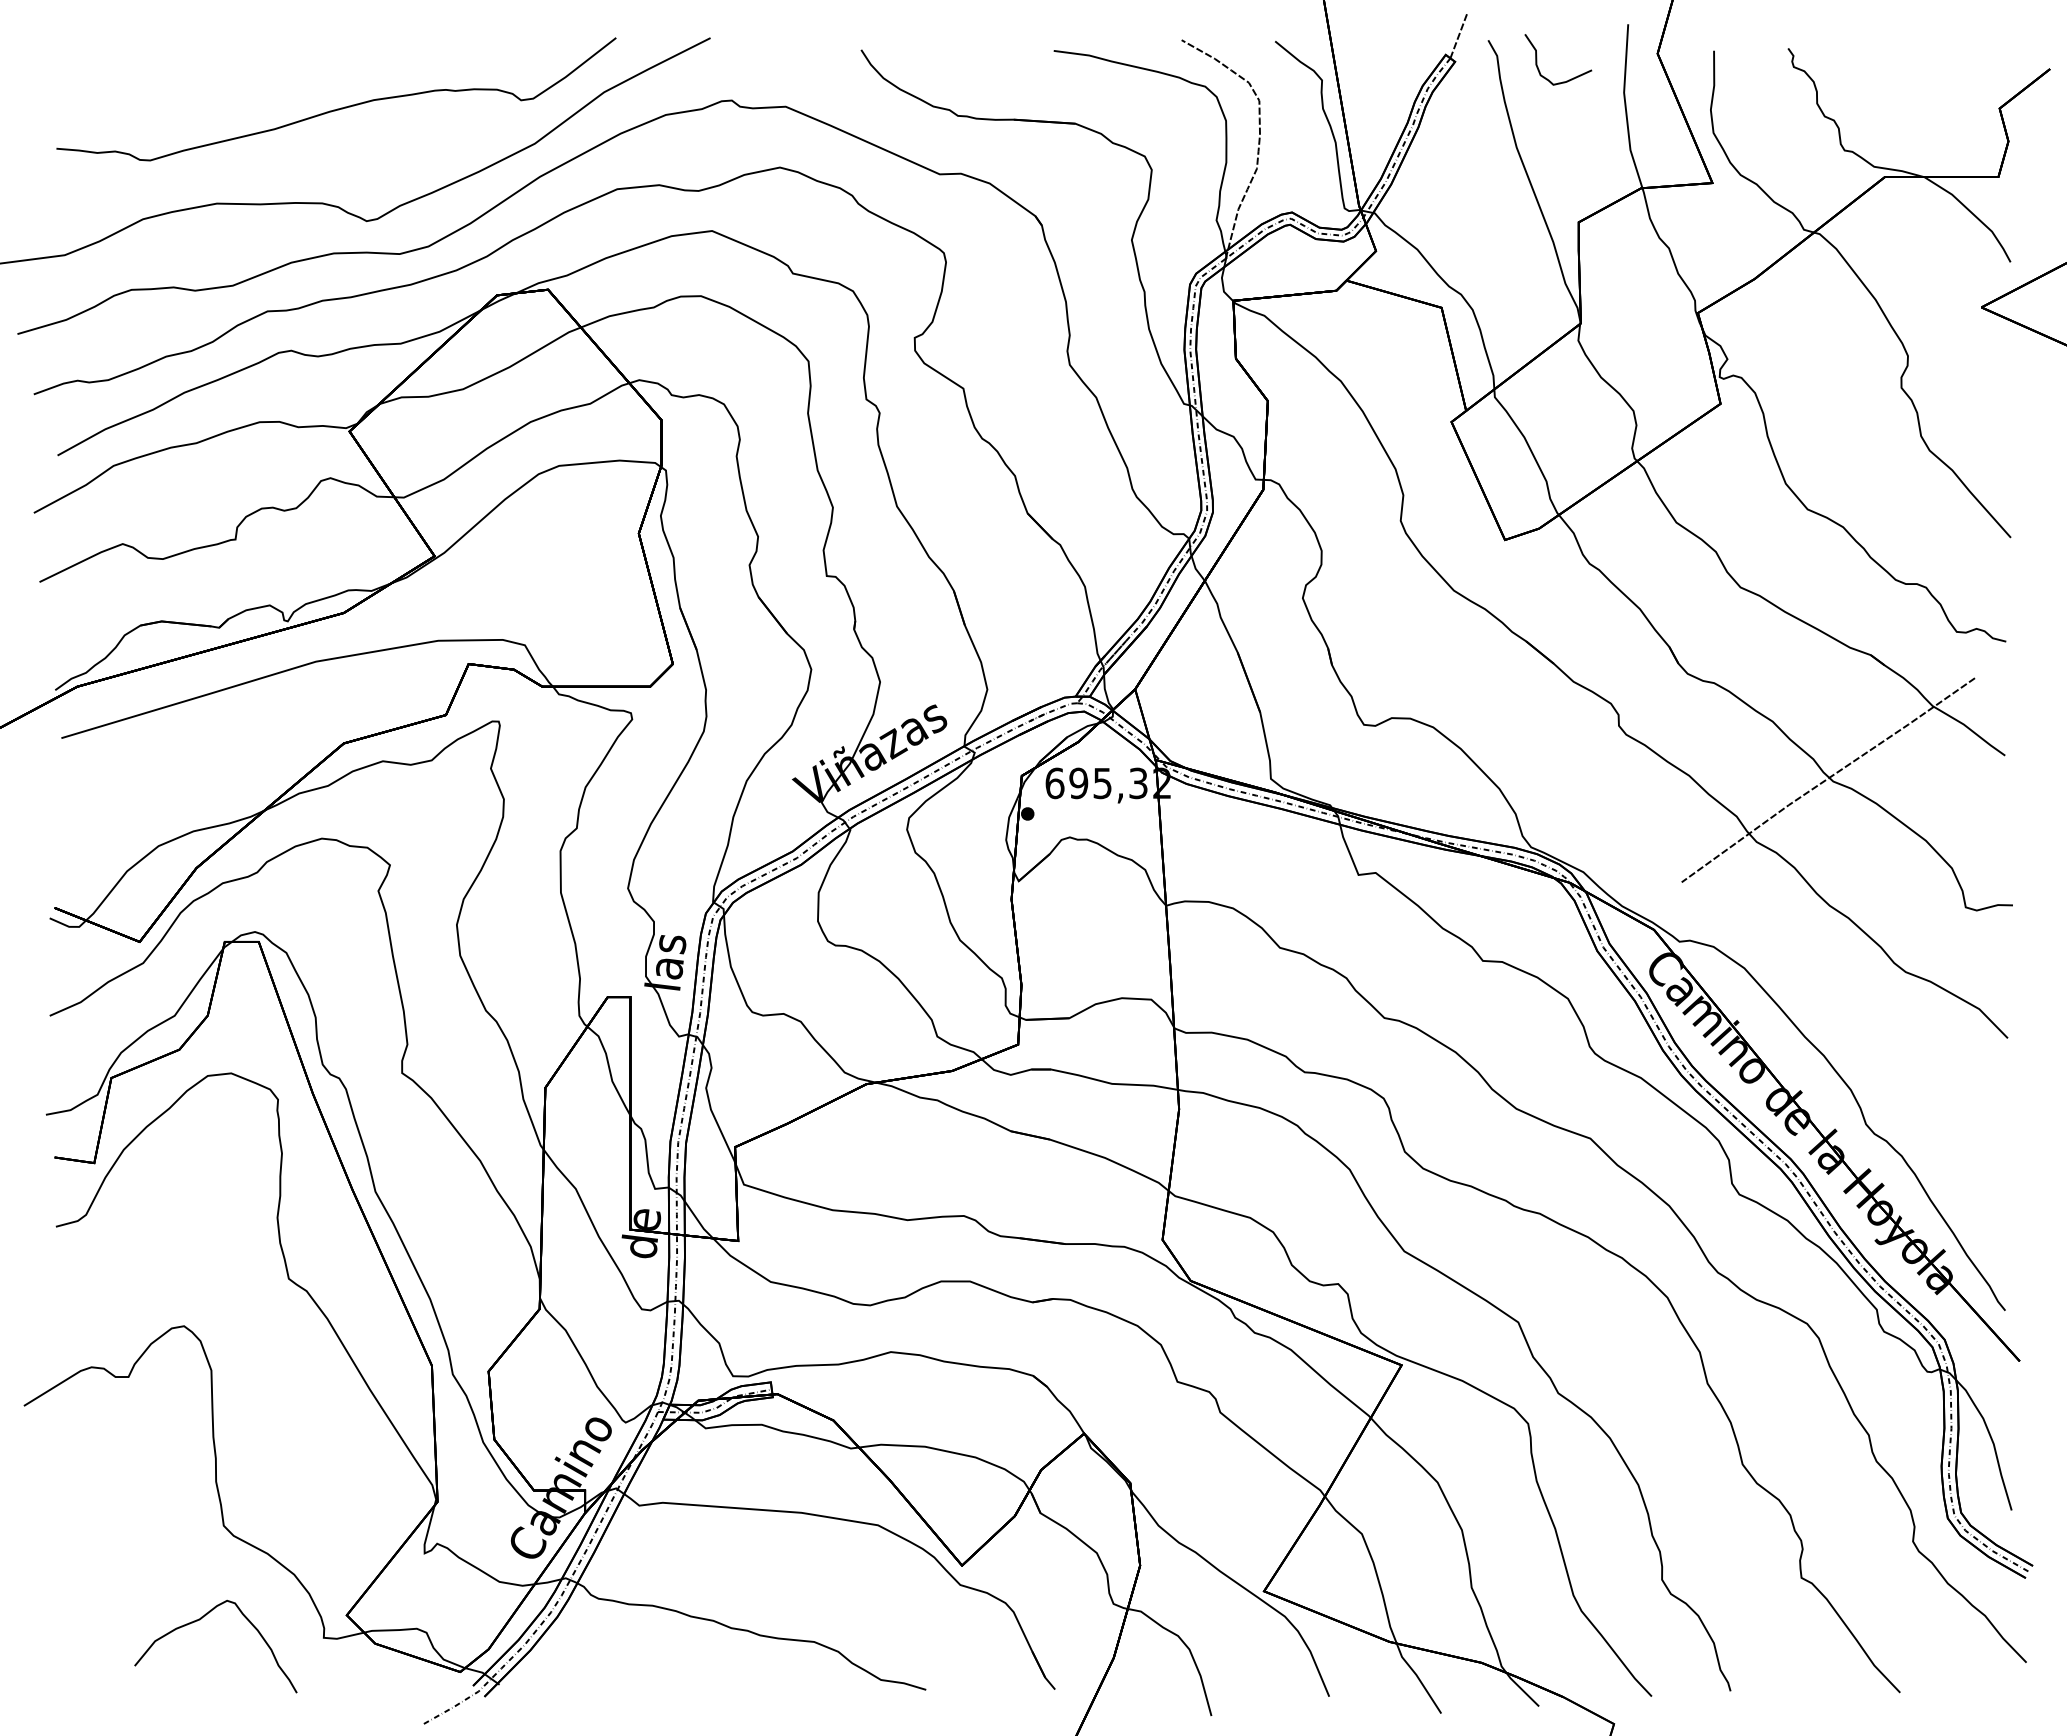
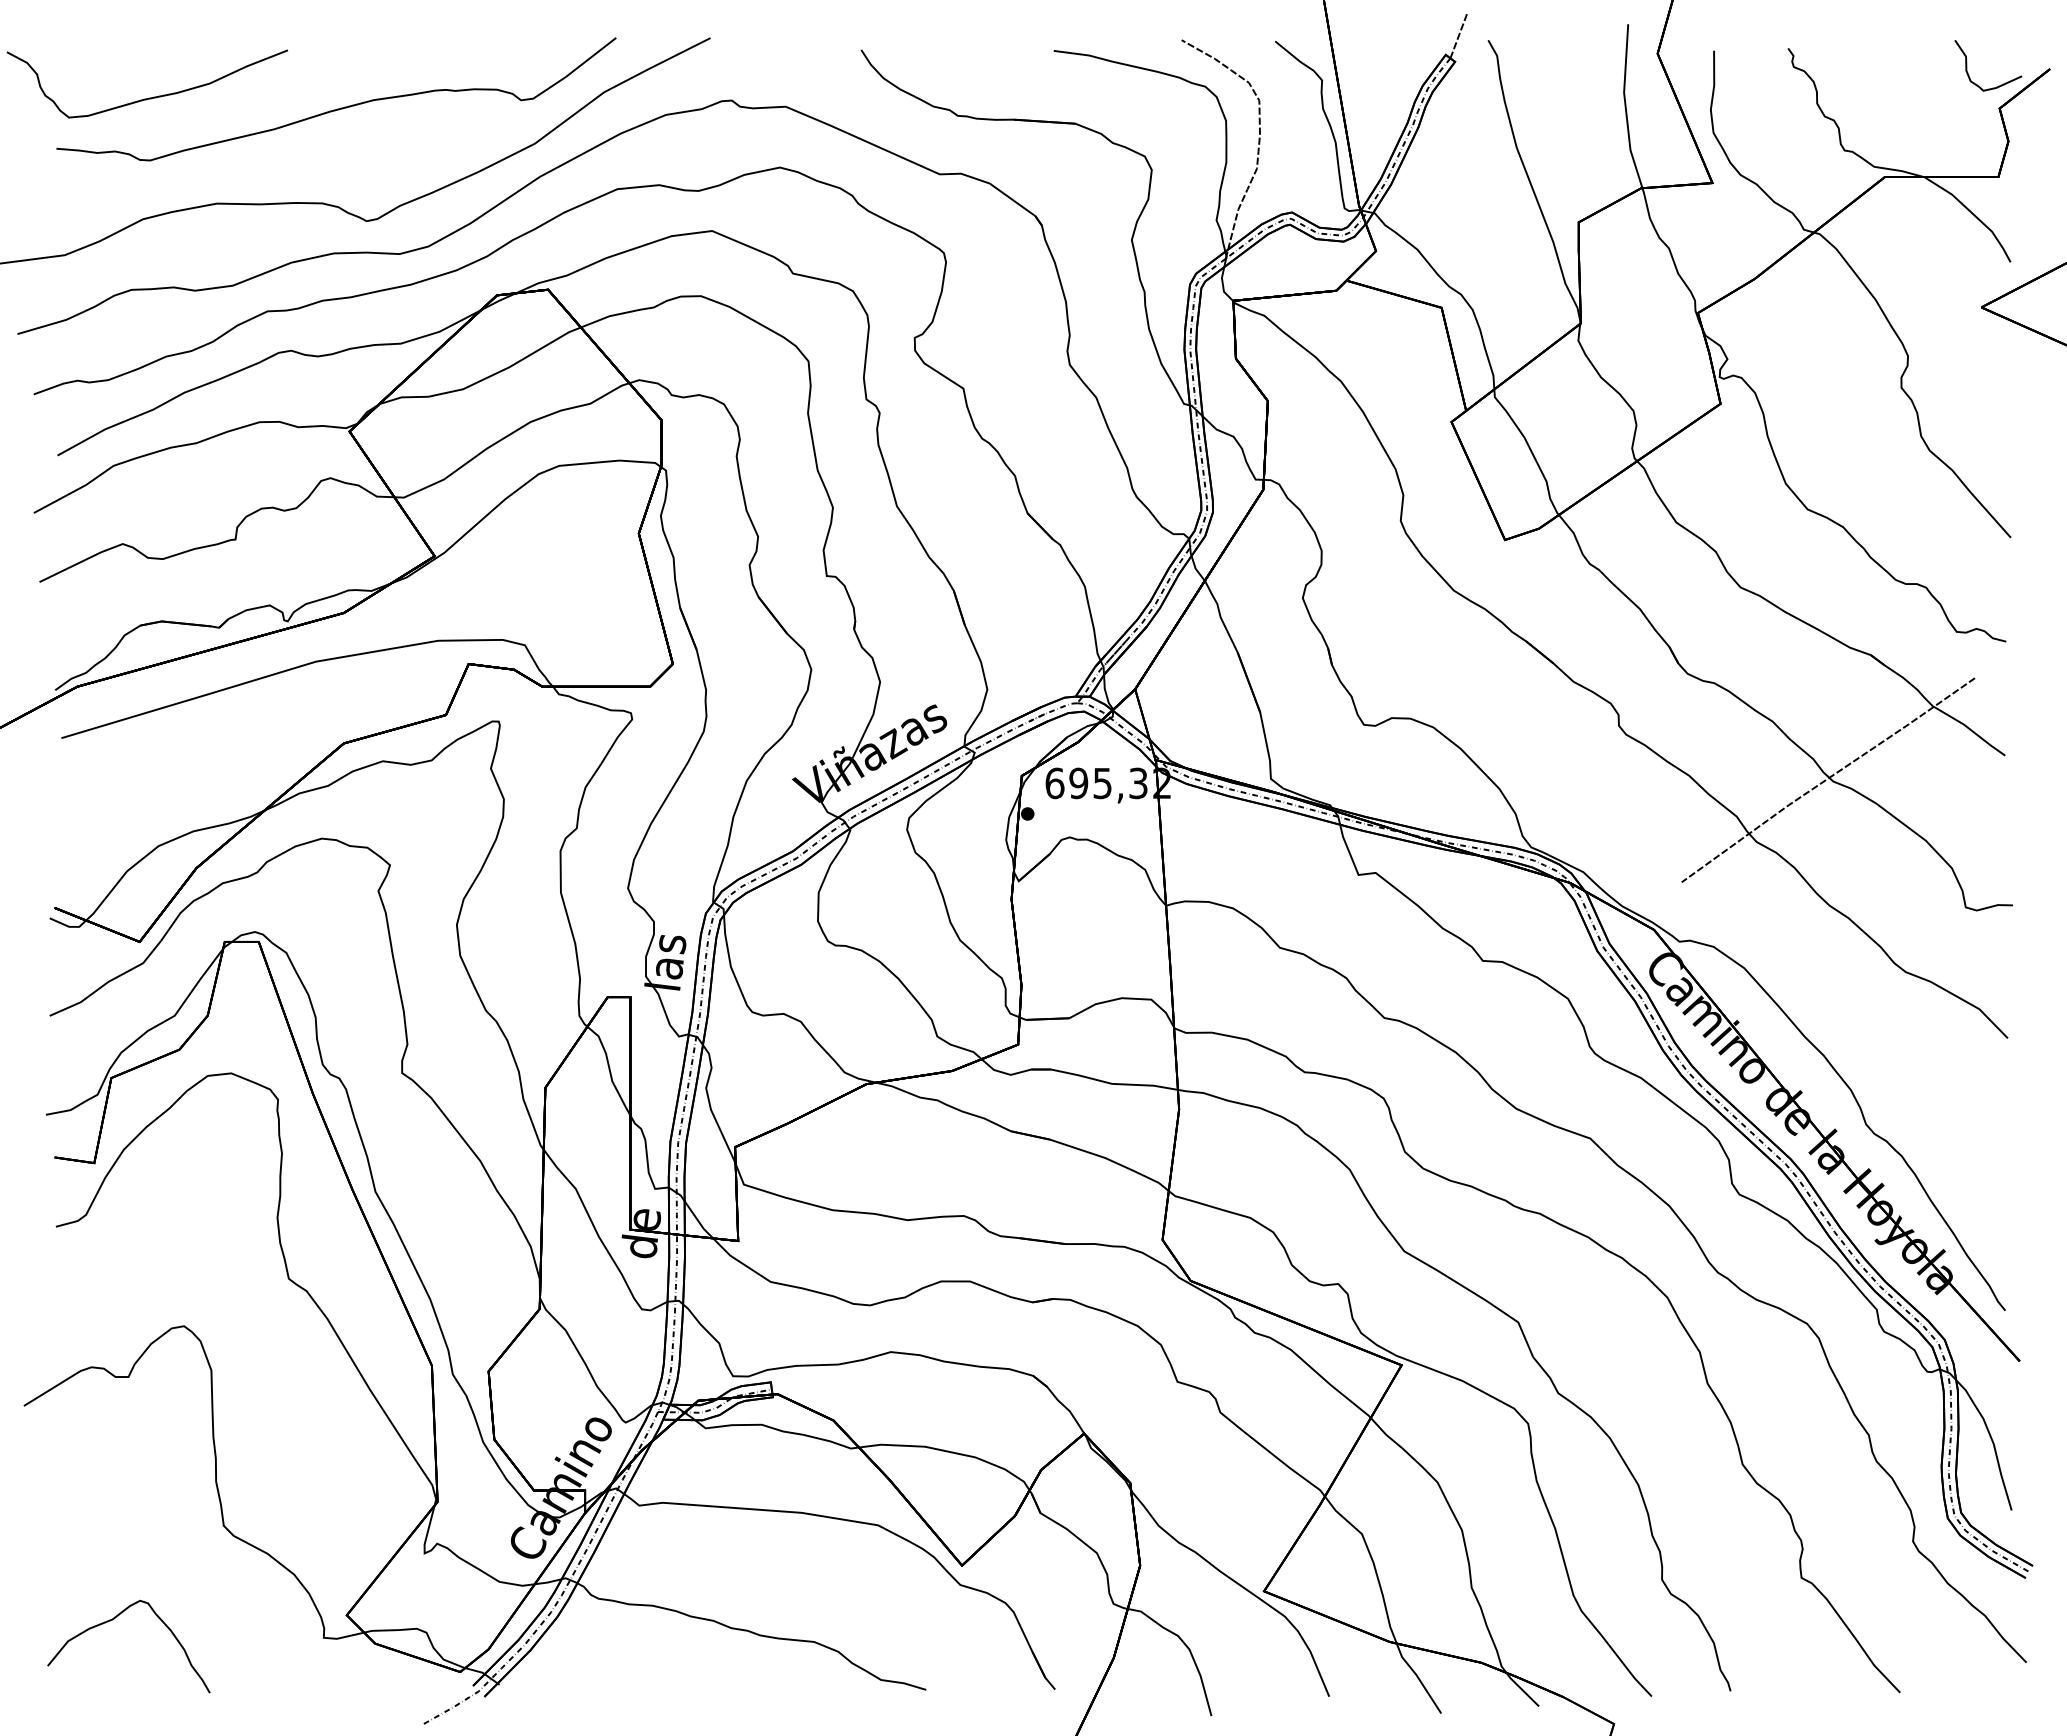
curve position: (1537, 59) -> (1967, 65) (1967, 65)
curve: none -> present (148, 97)
curve position: (201, 1619) -> (114, 1619) (114, 1619)
